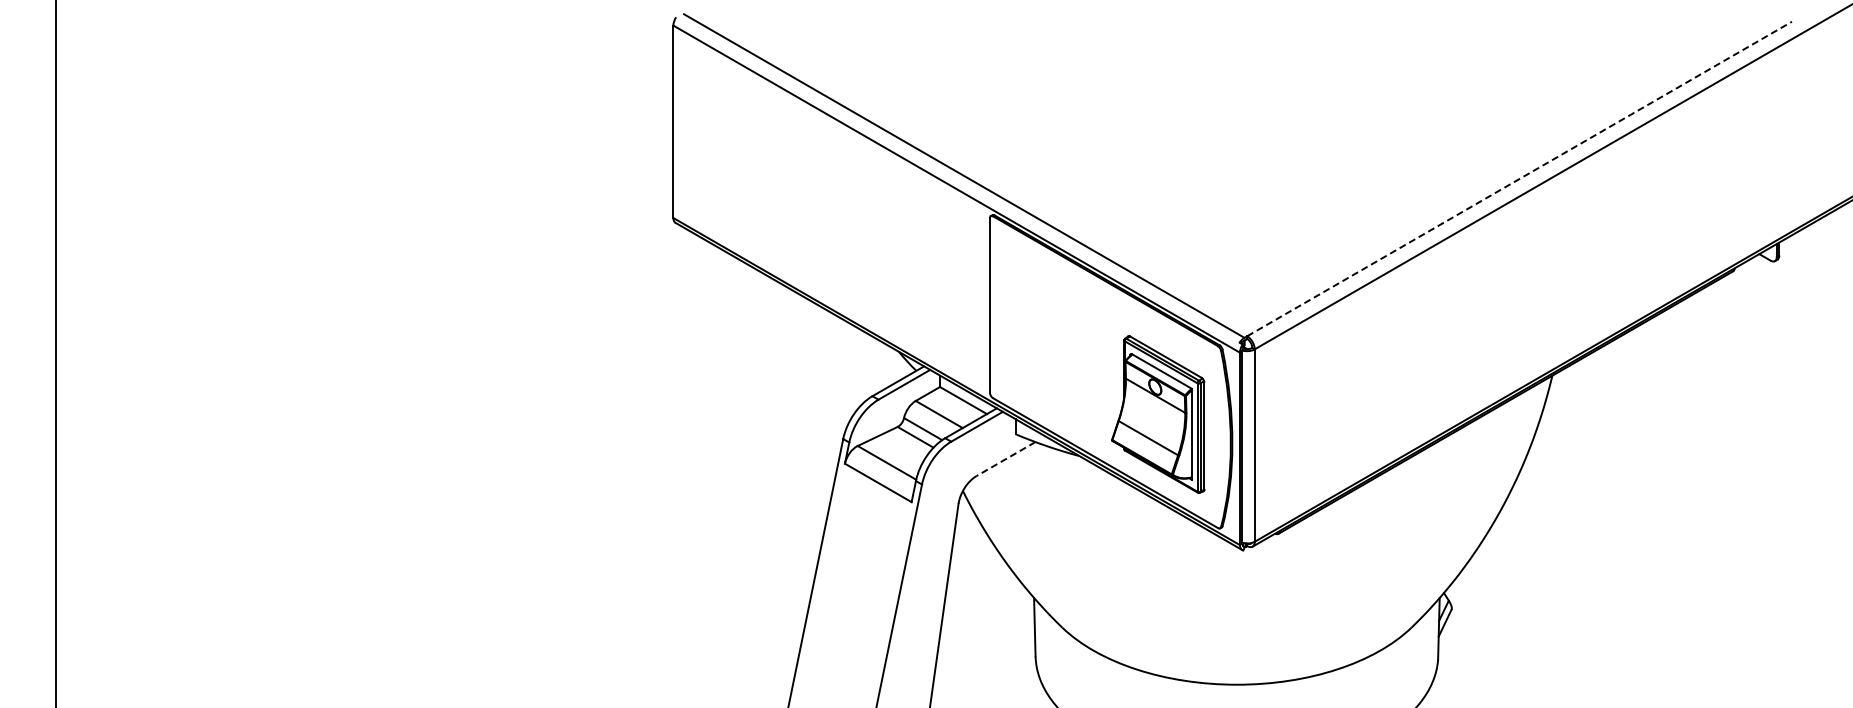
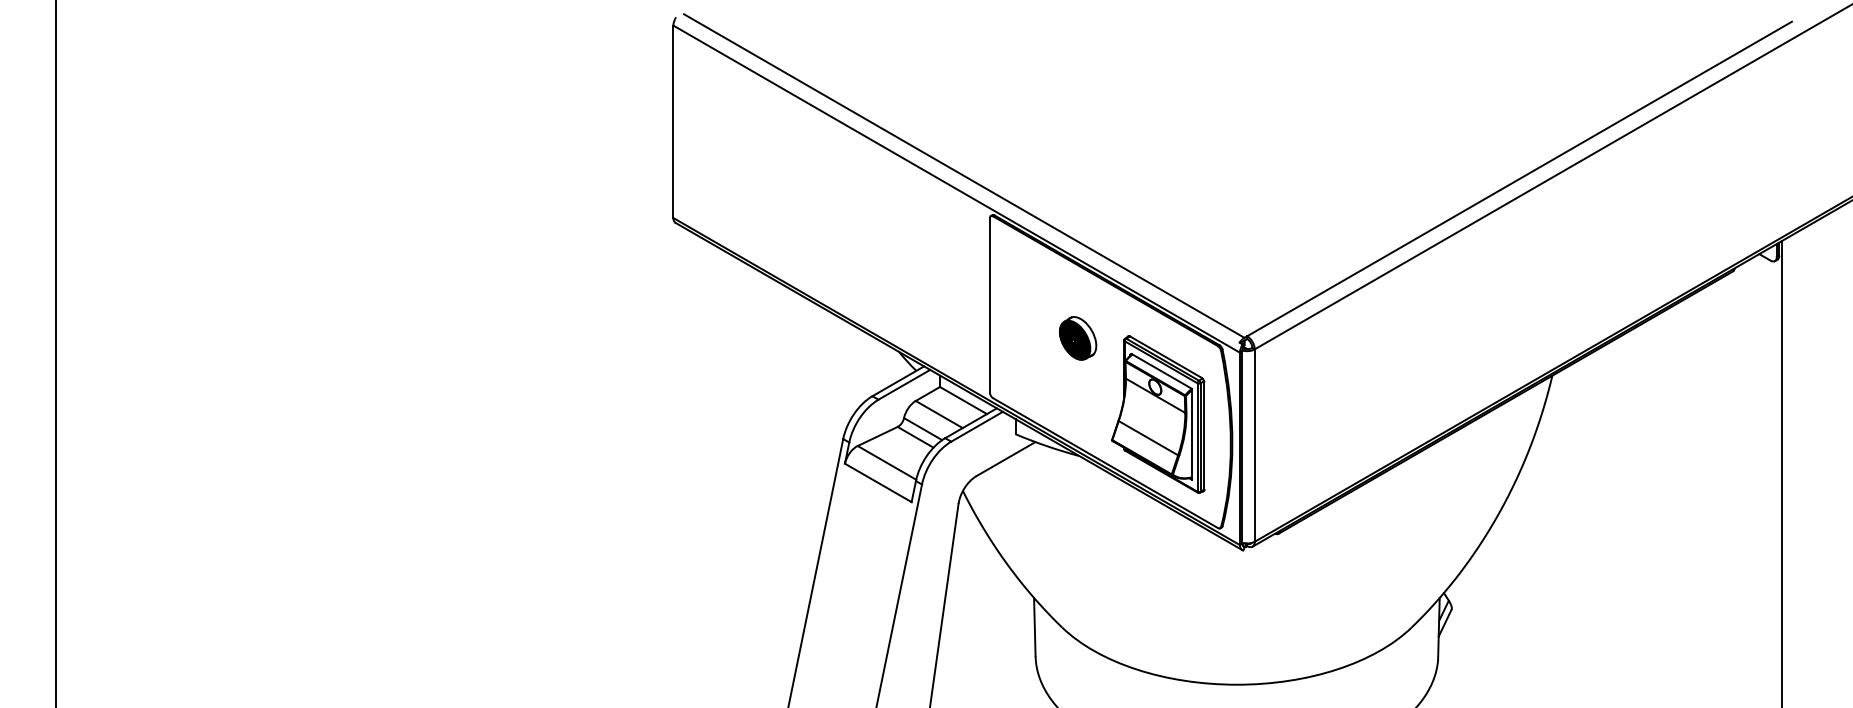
line: dashed -> solid (1520, 178)
part: none -> present (1078, 338)
line: dashed -> solid (1005, 459)
line: none -> present (1782, 472)
